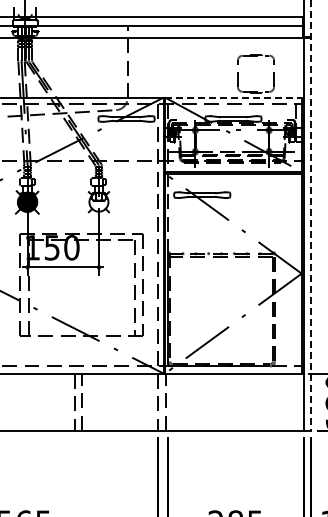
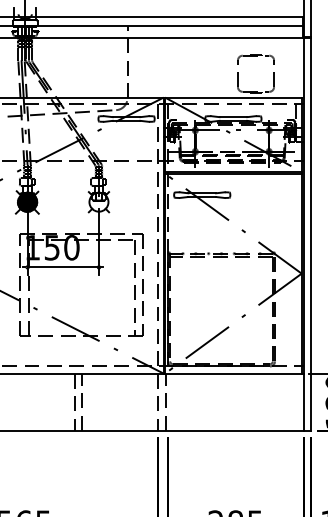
line: dashed -> solid (233, 97)
line: dashed -> solid (310, 215)
